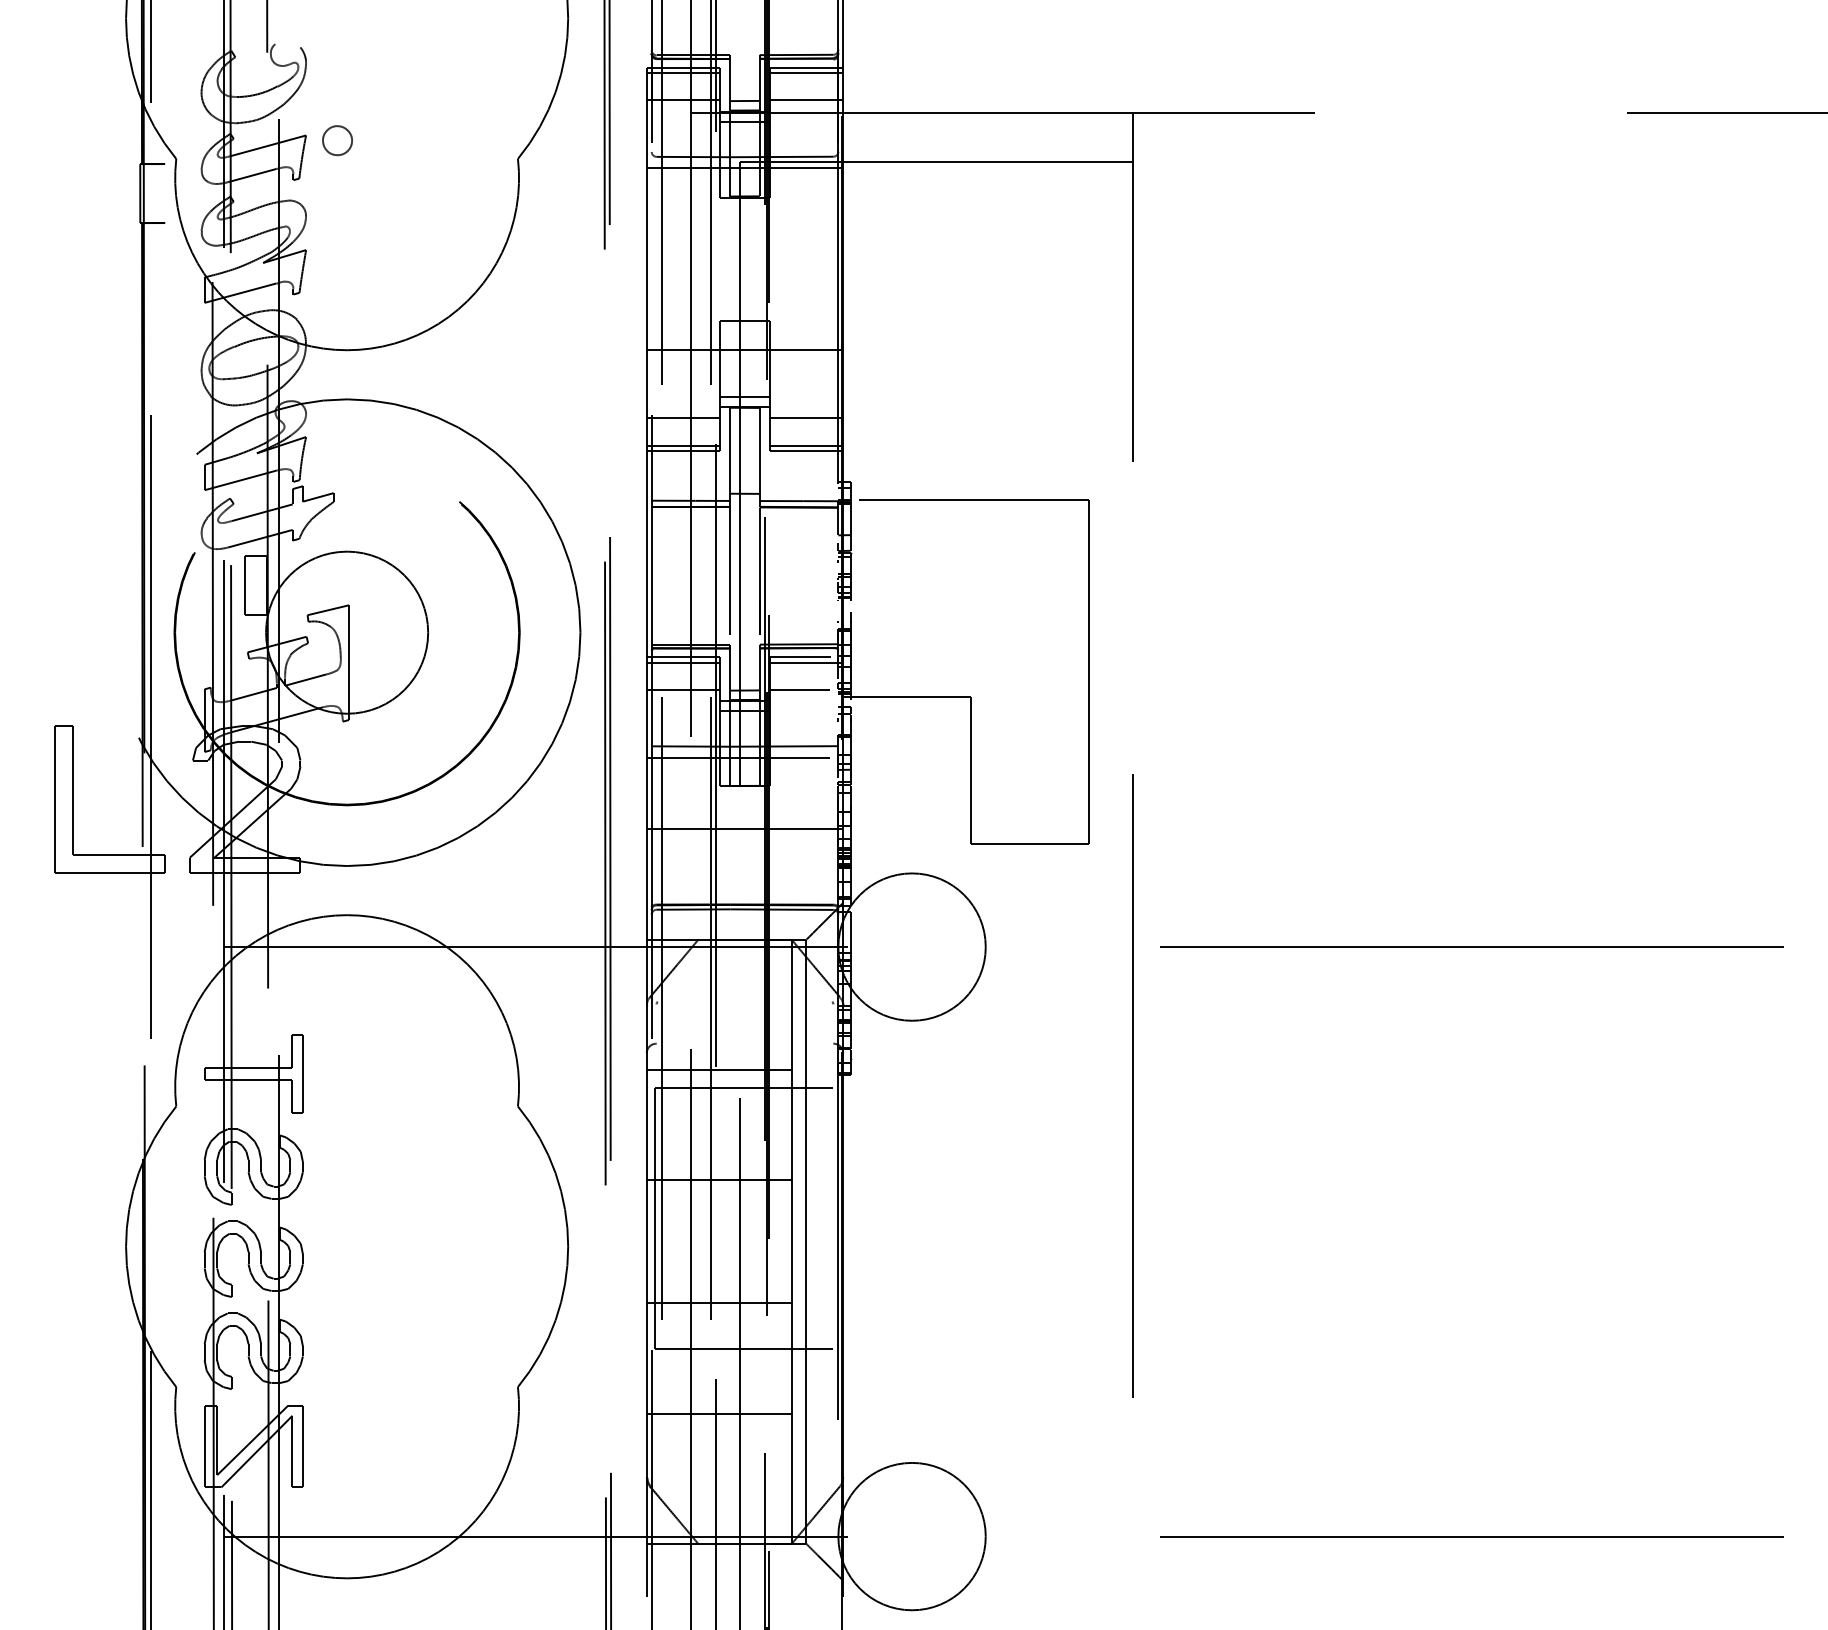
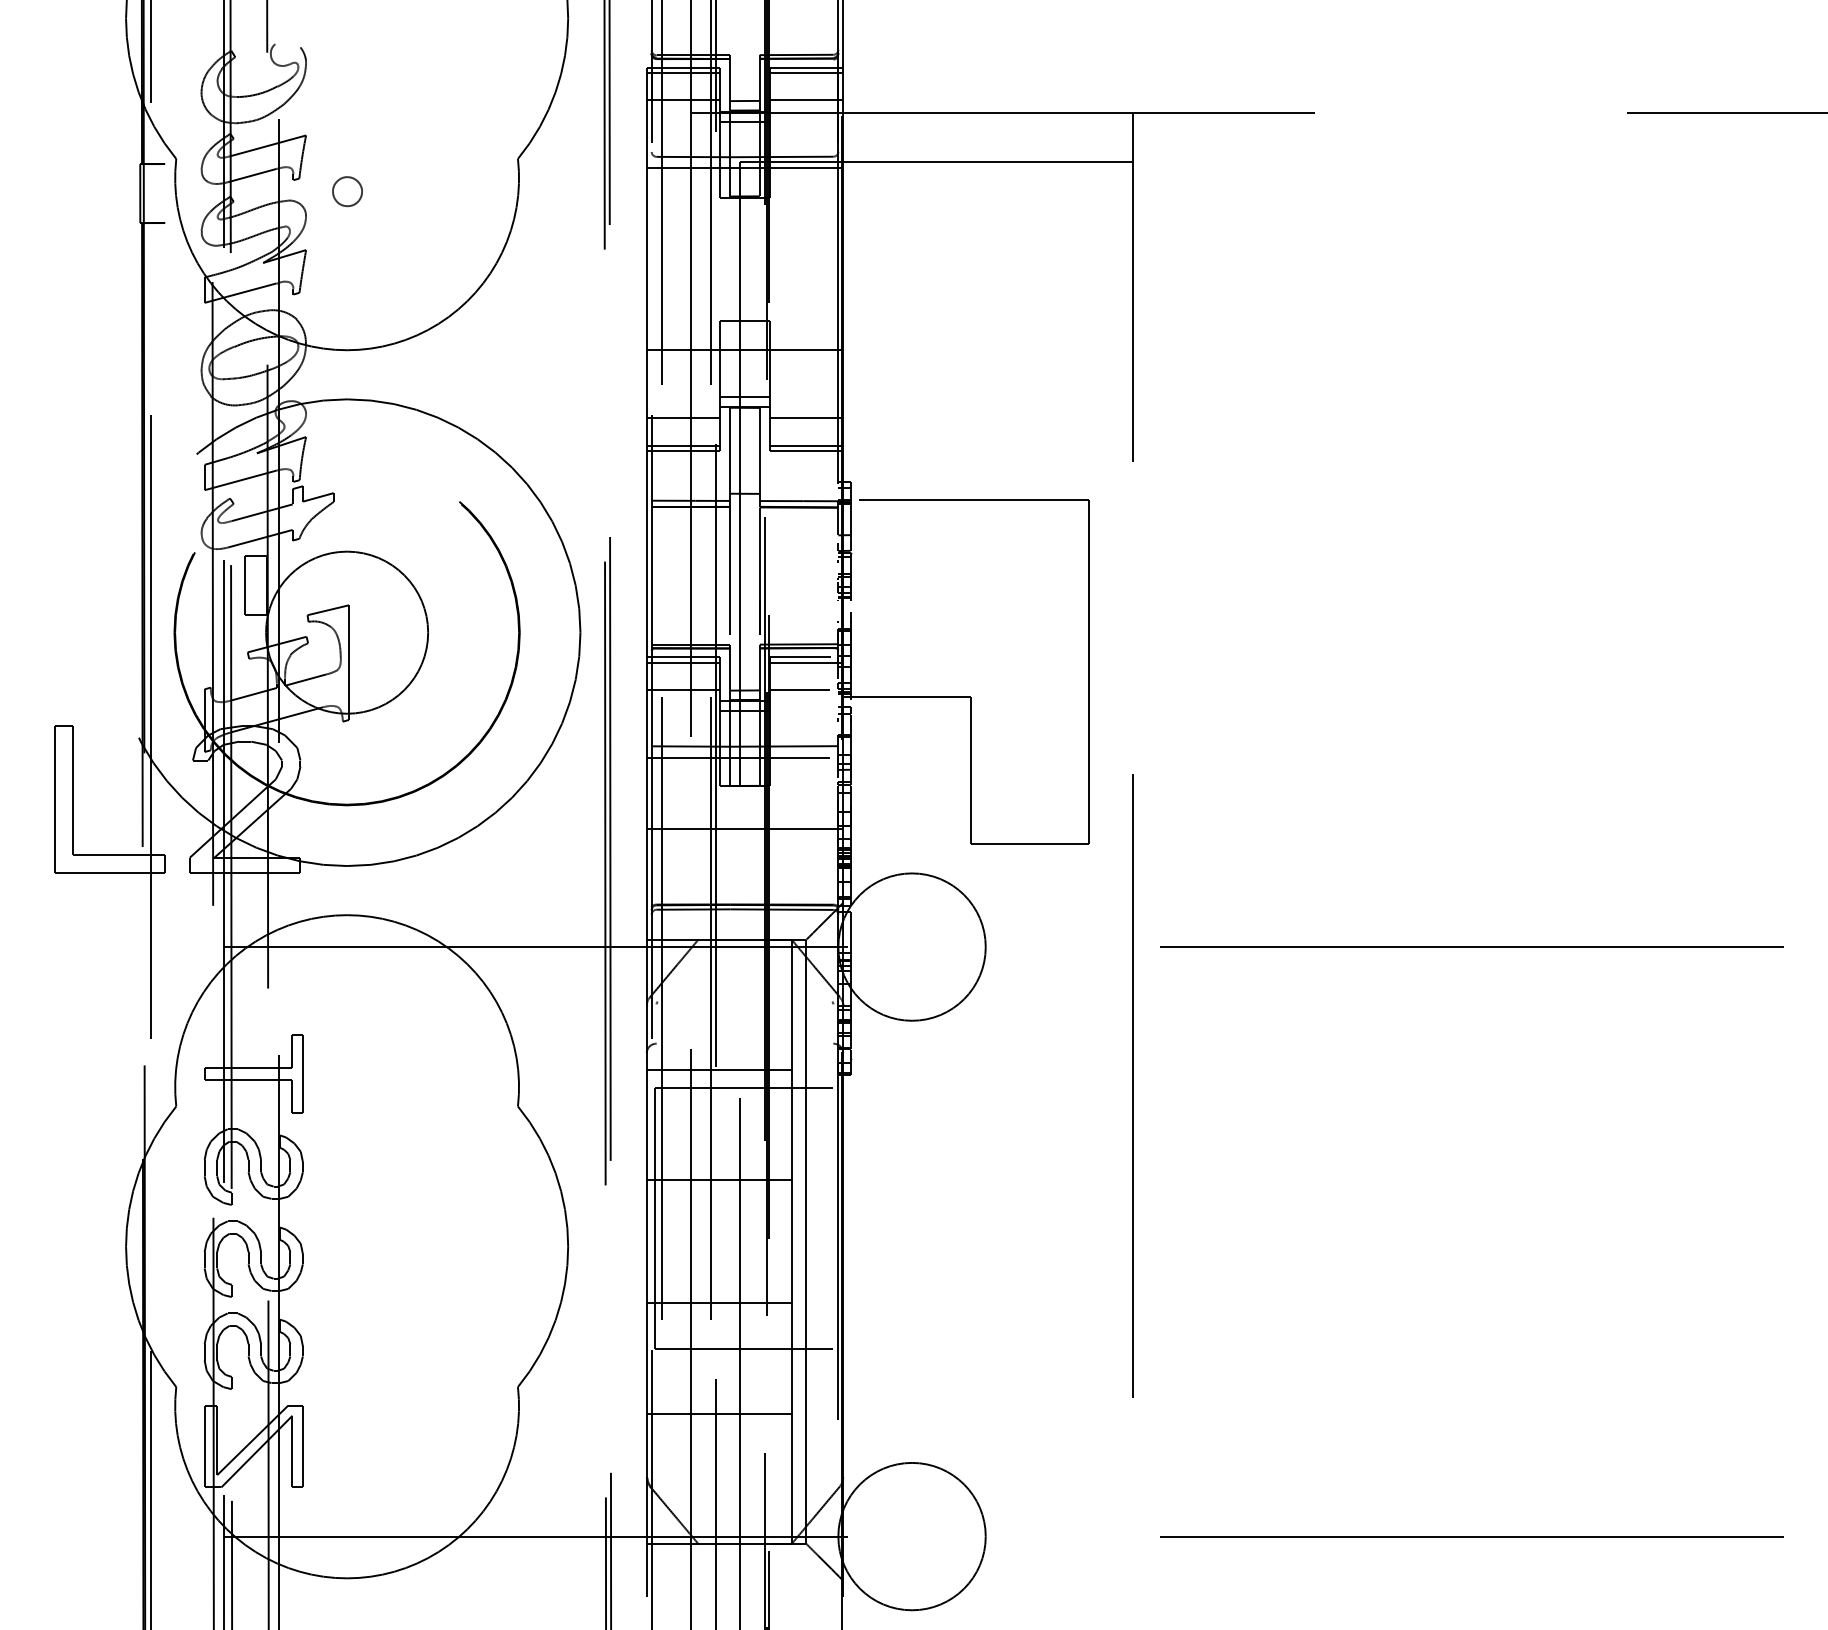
part position: (337, 140) -> (347, 191) (347, 191)
